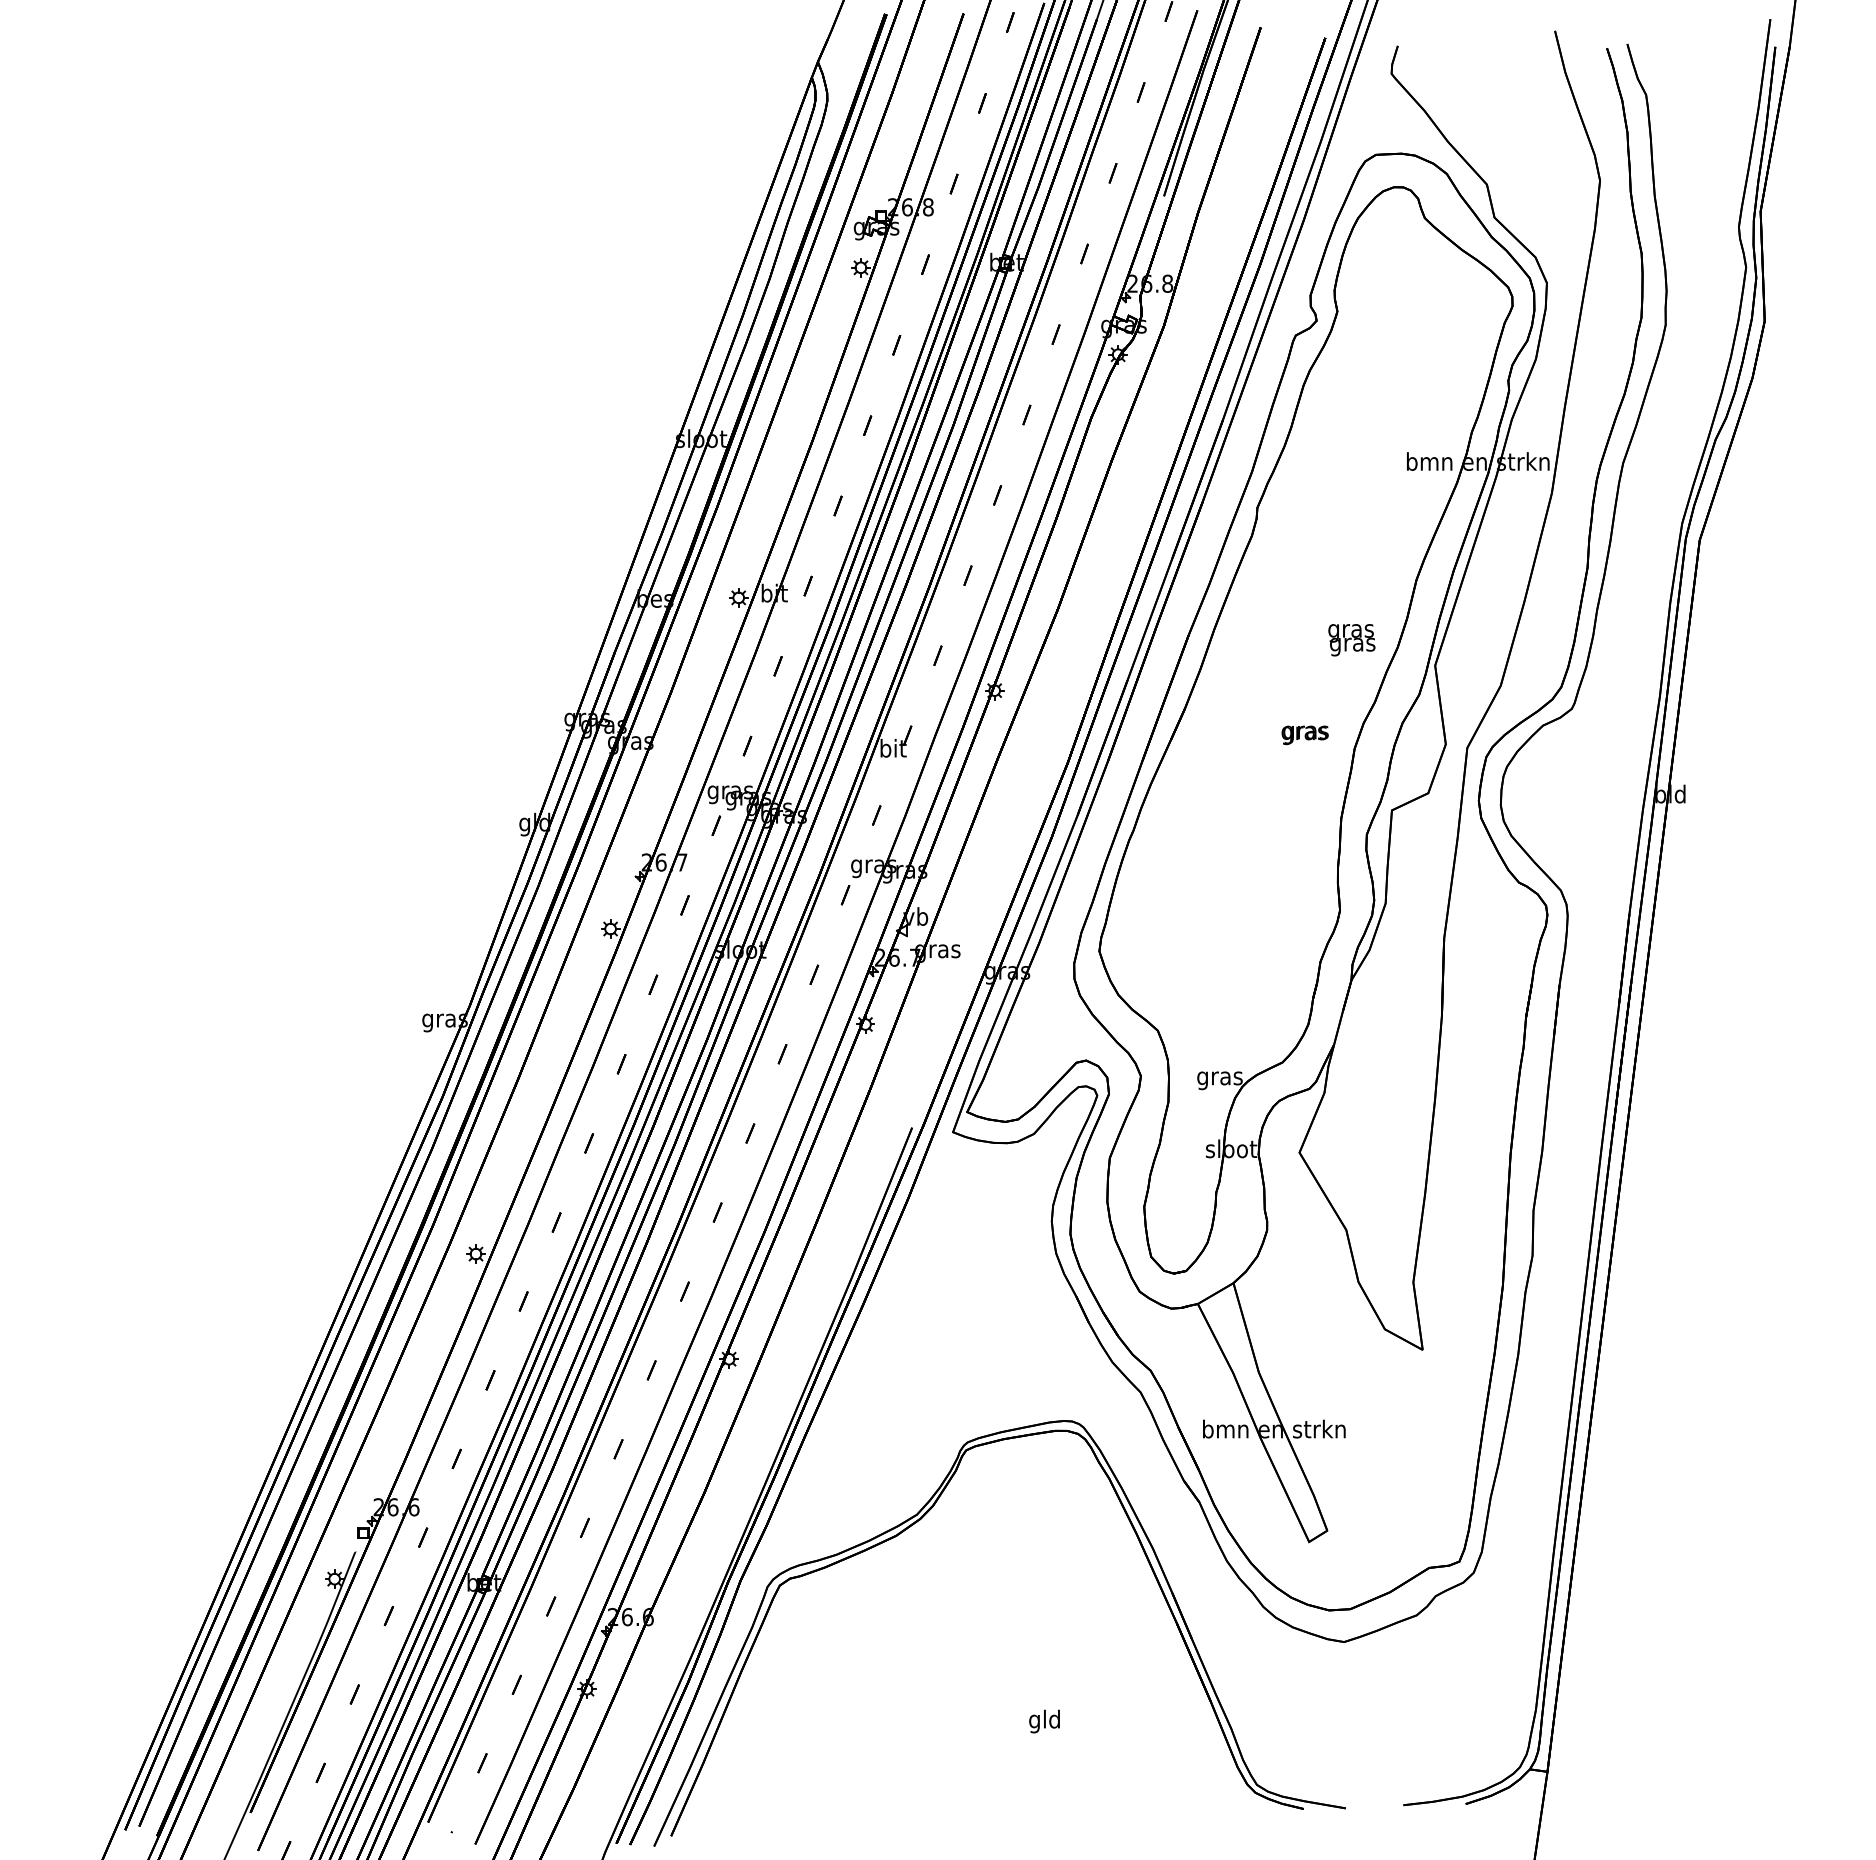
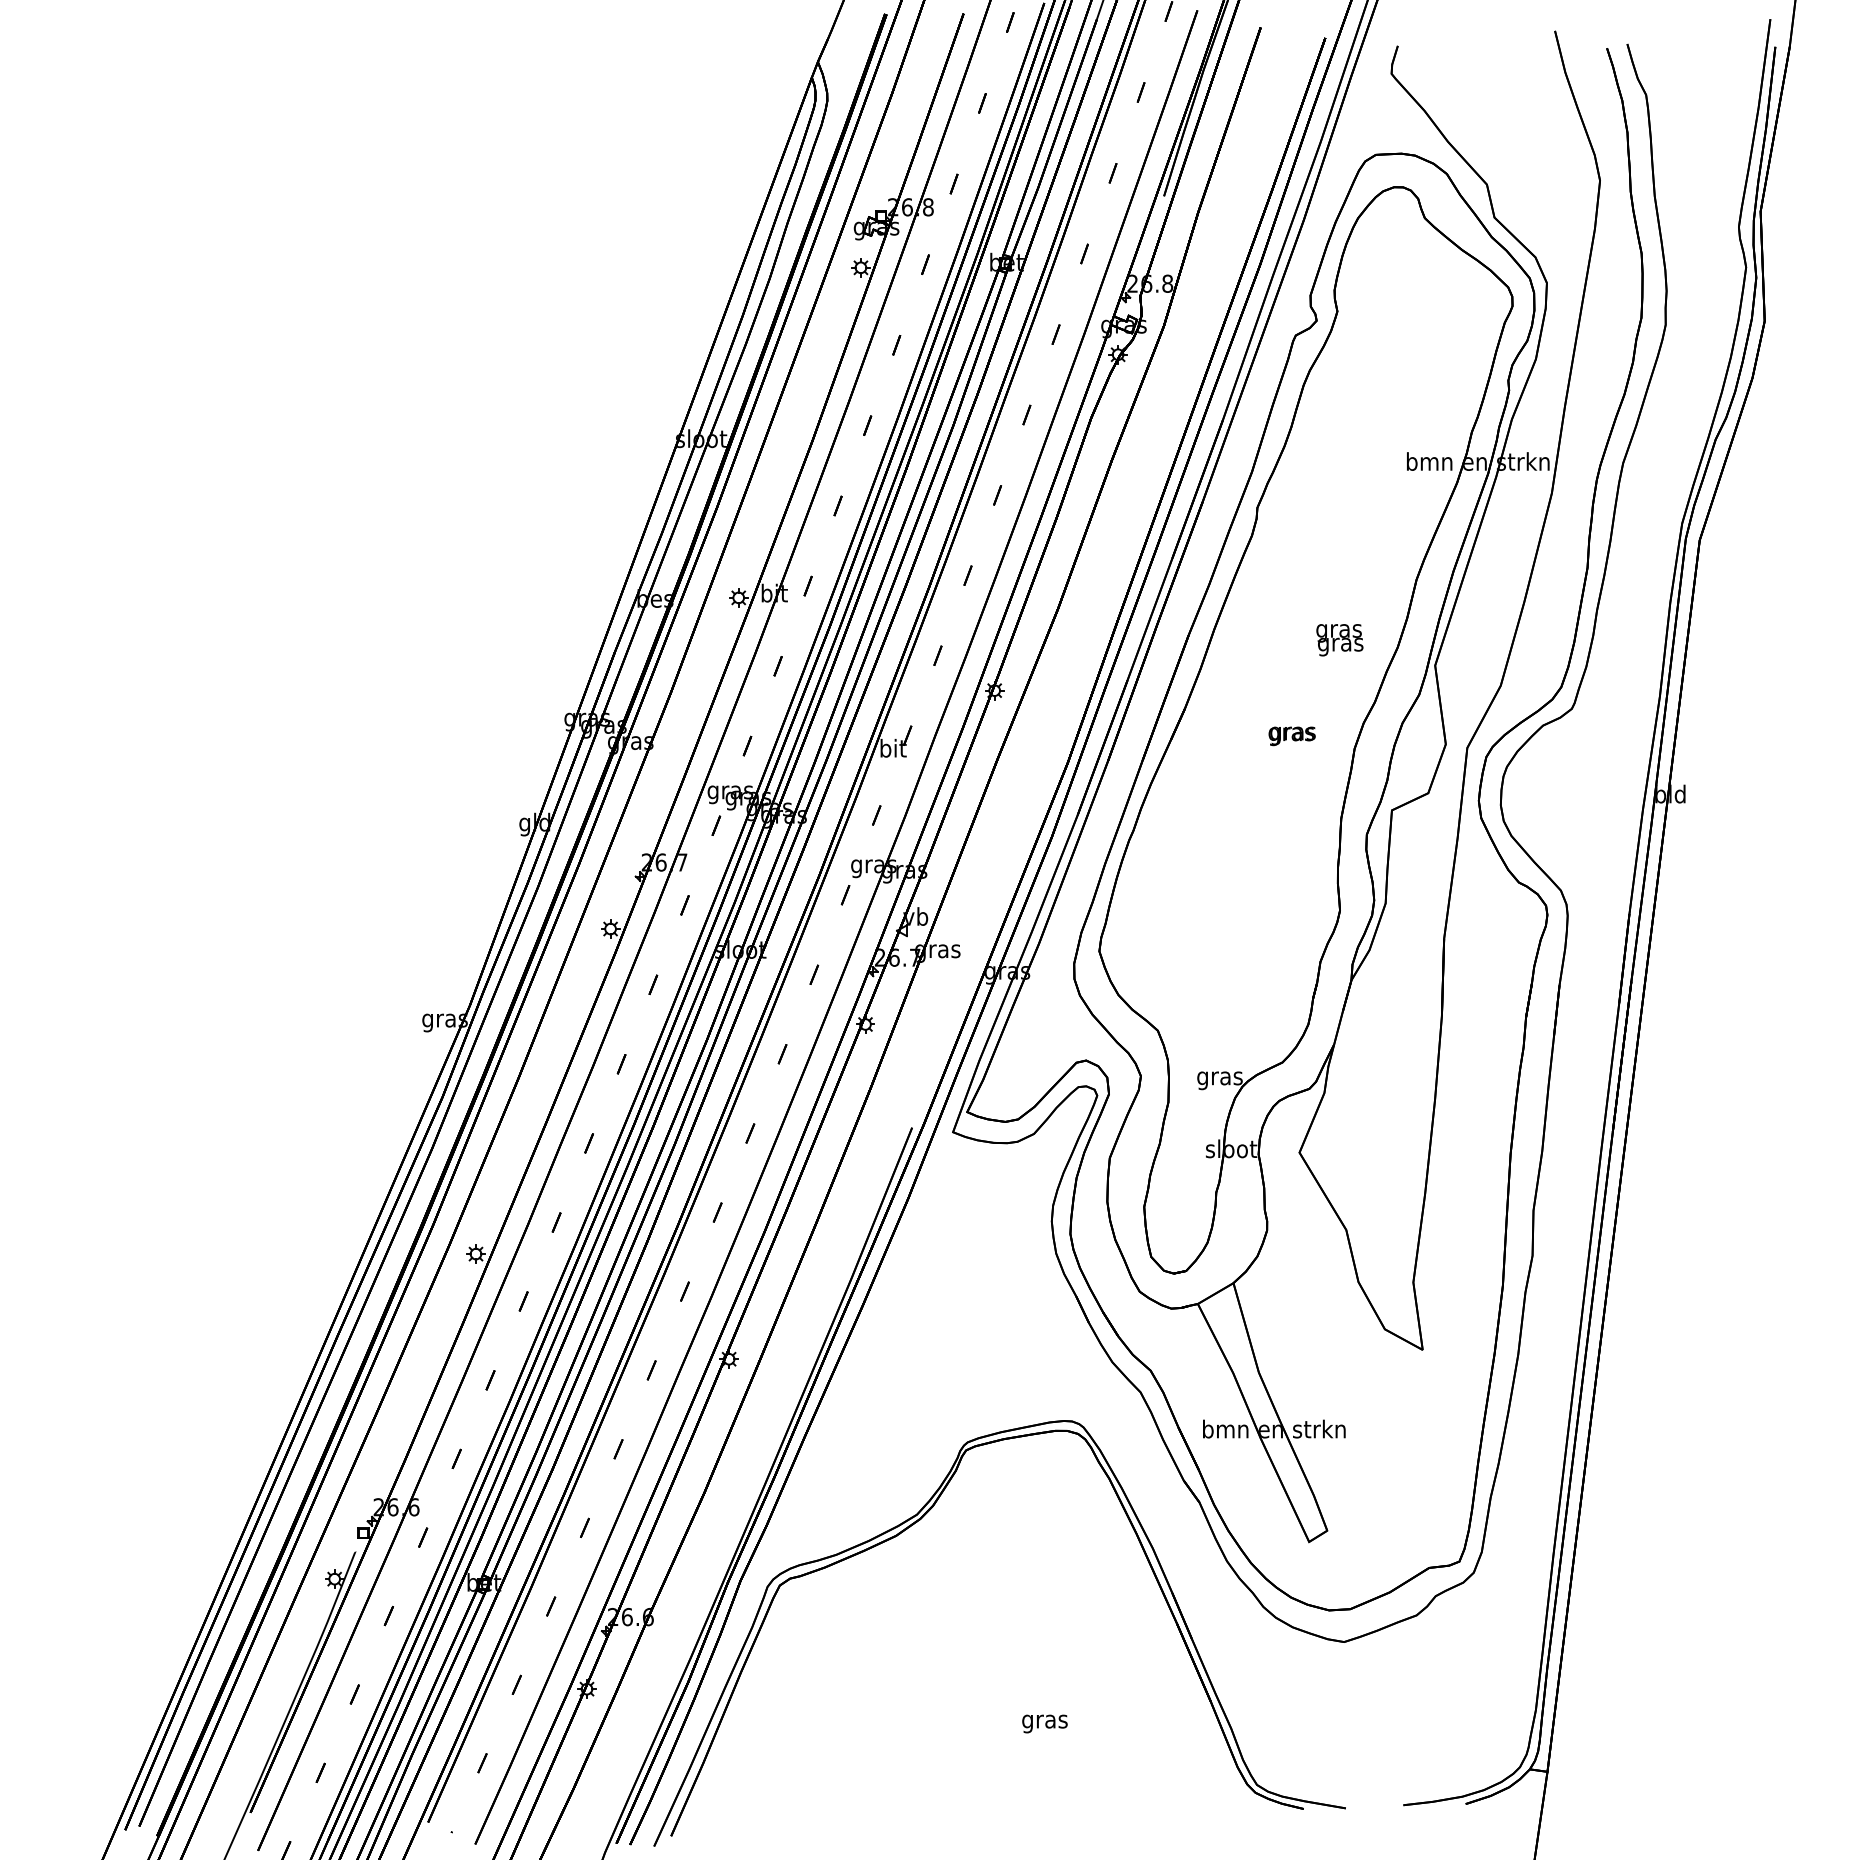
text position: (1351, 640) -> (1339, 640) (1339, 640)
text position: (1304, 735) -> (1291, 736) (1291, 736)
text: gld -> gras (1044, 1721)
